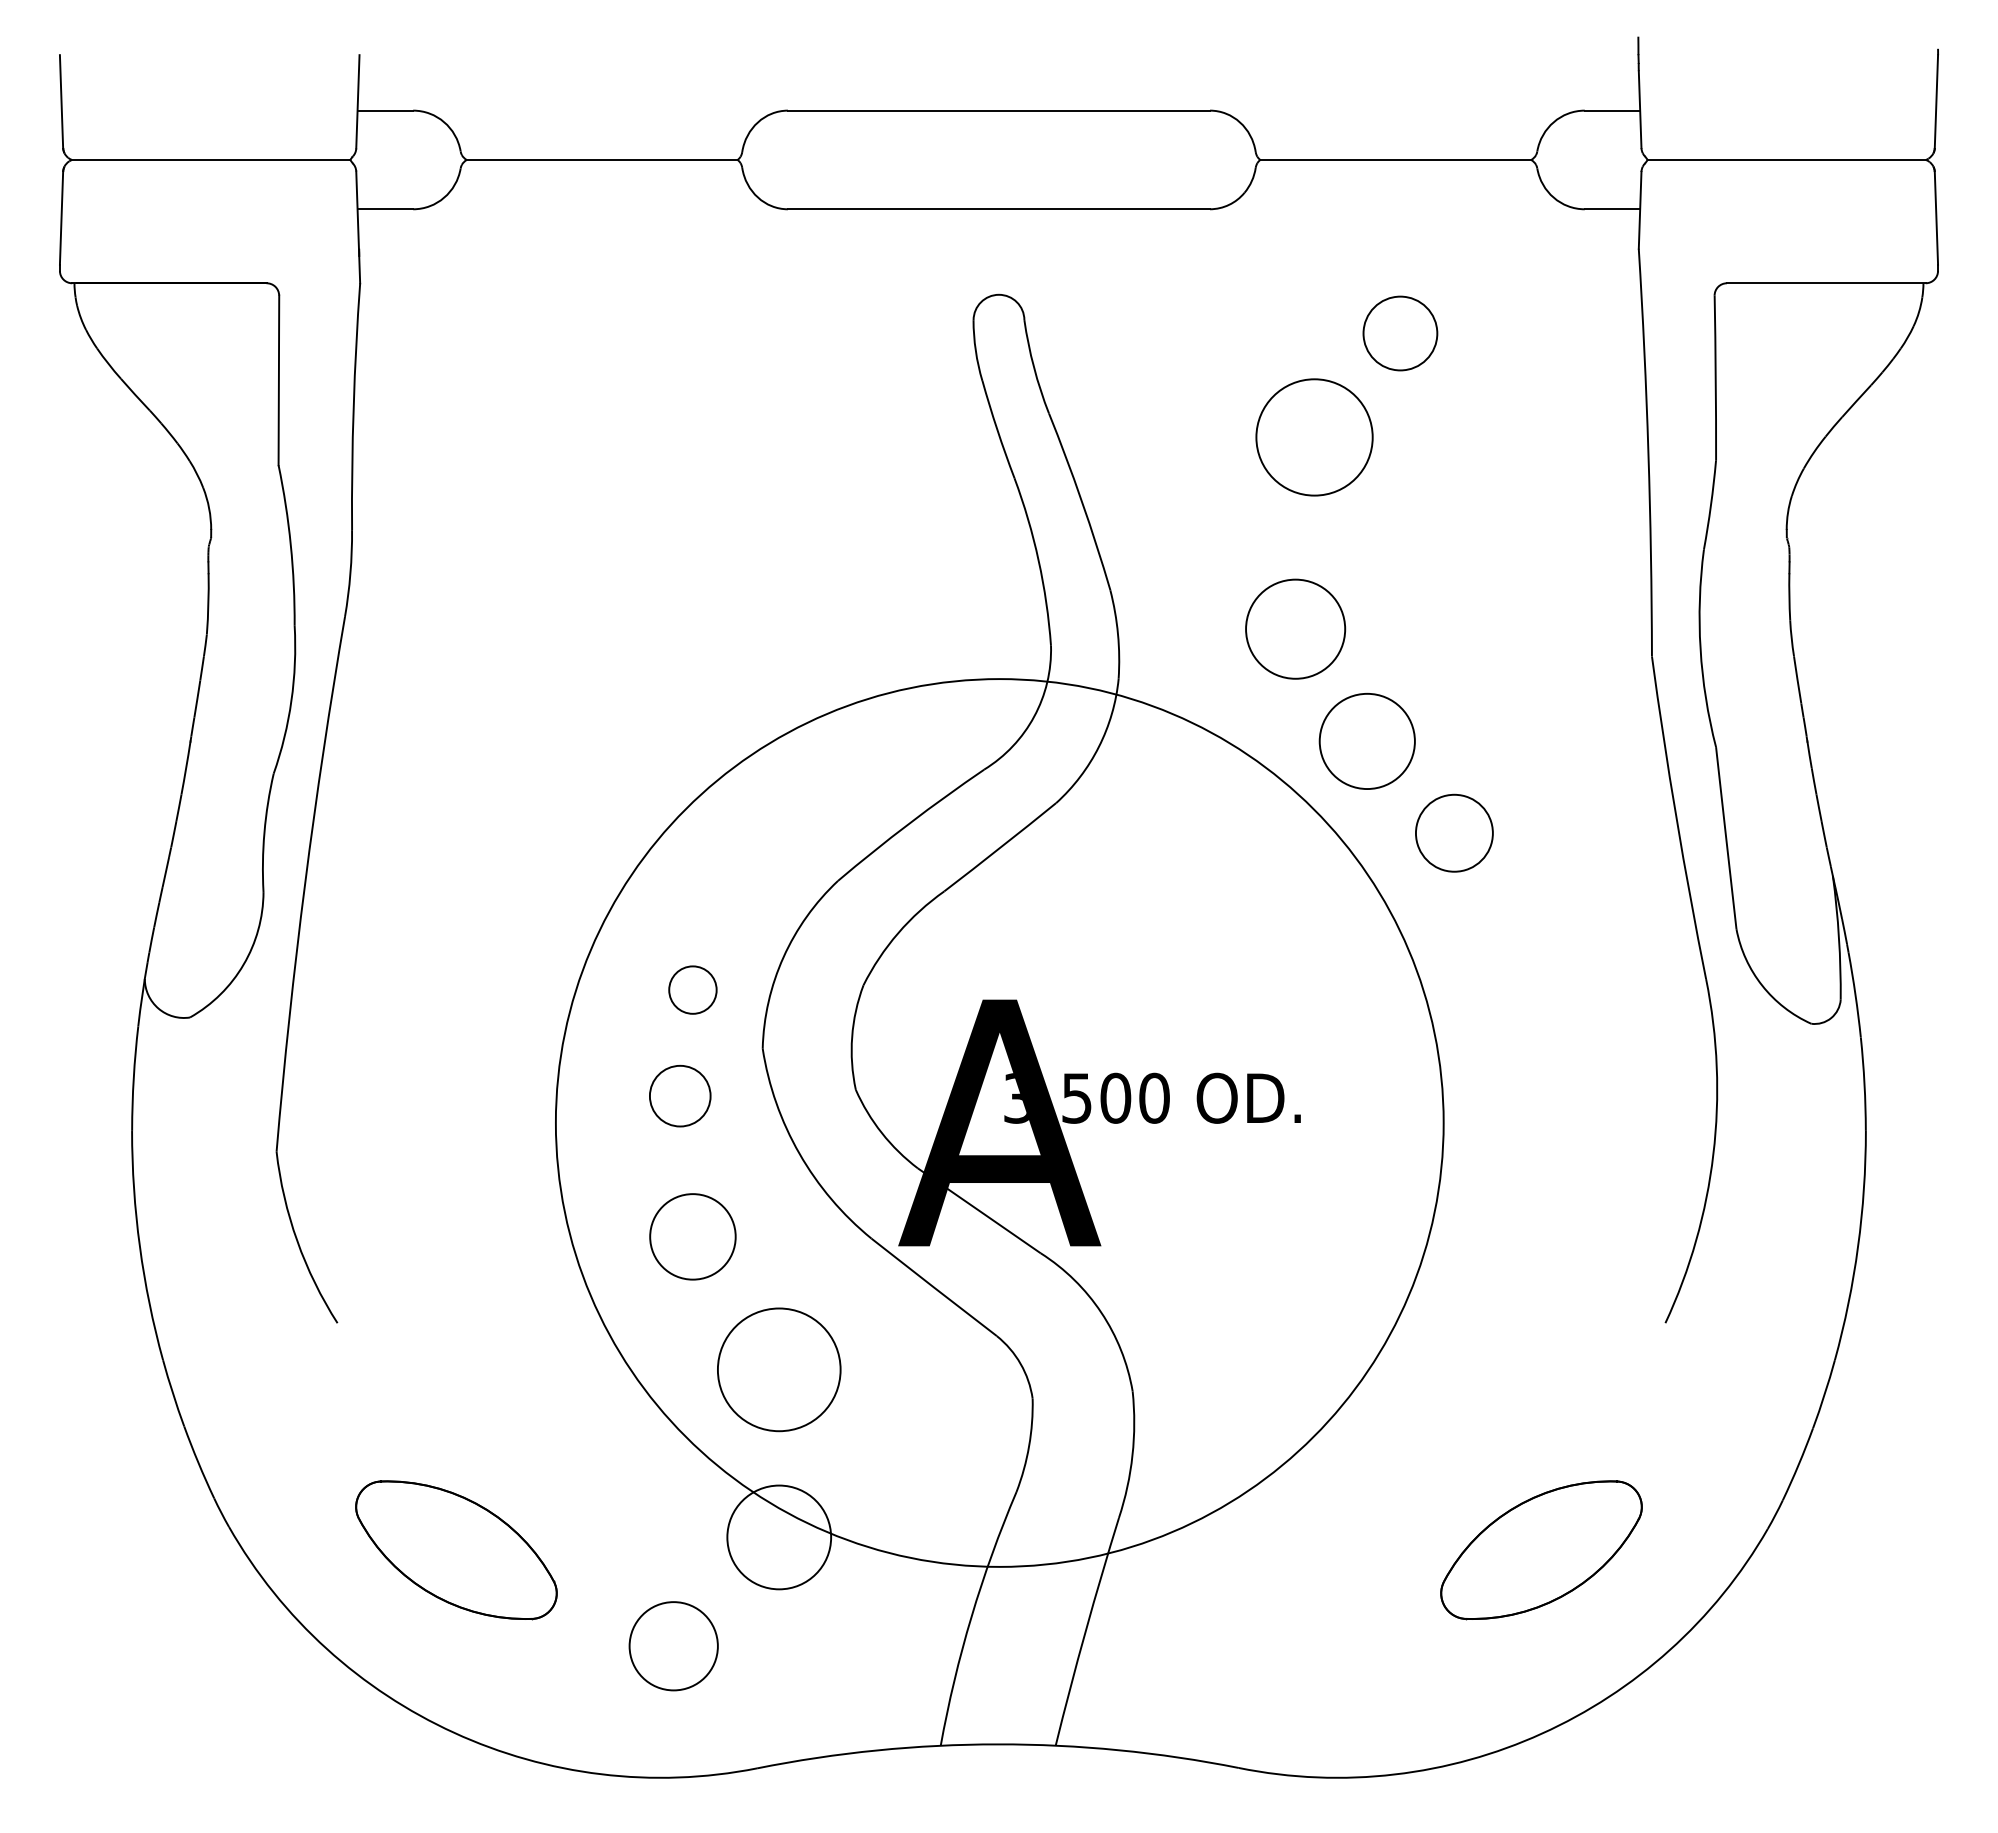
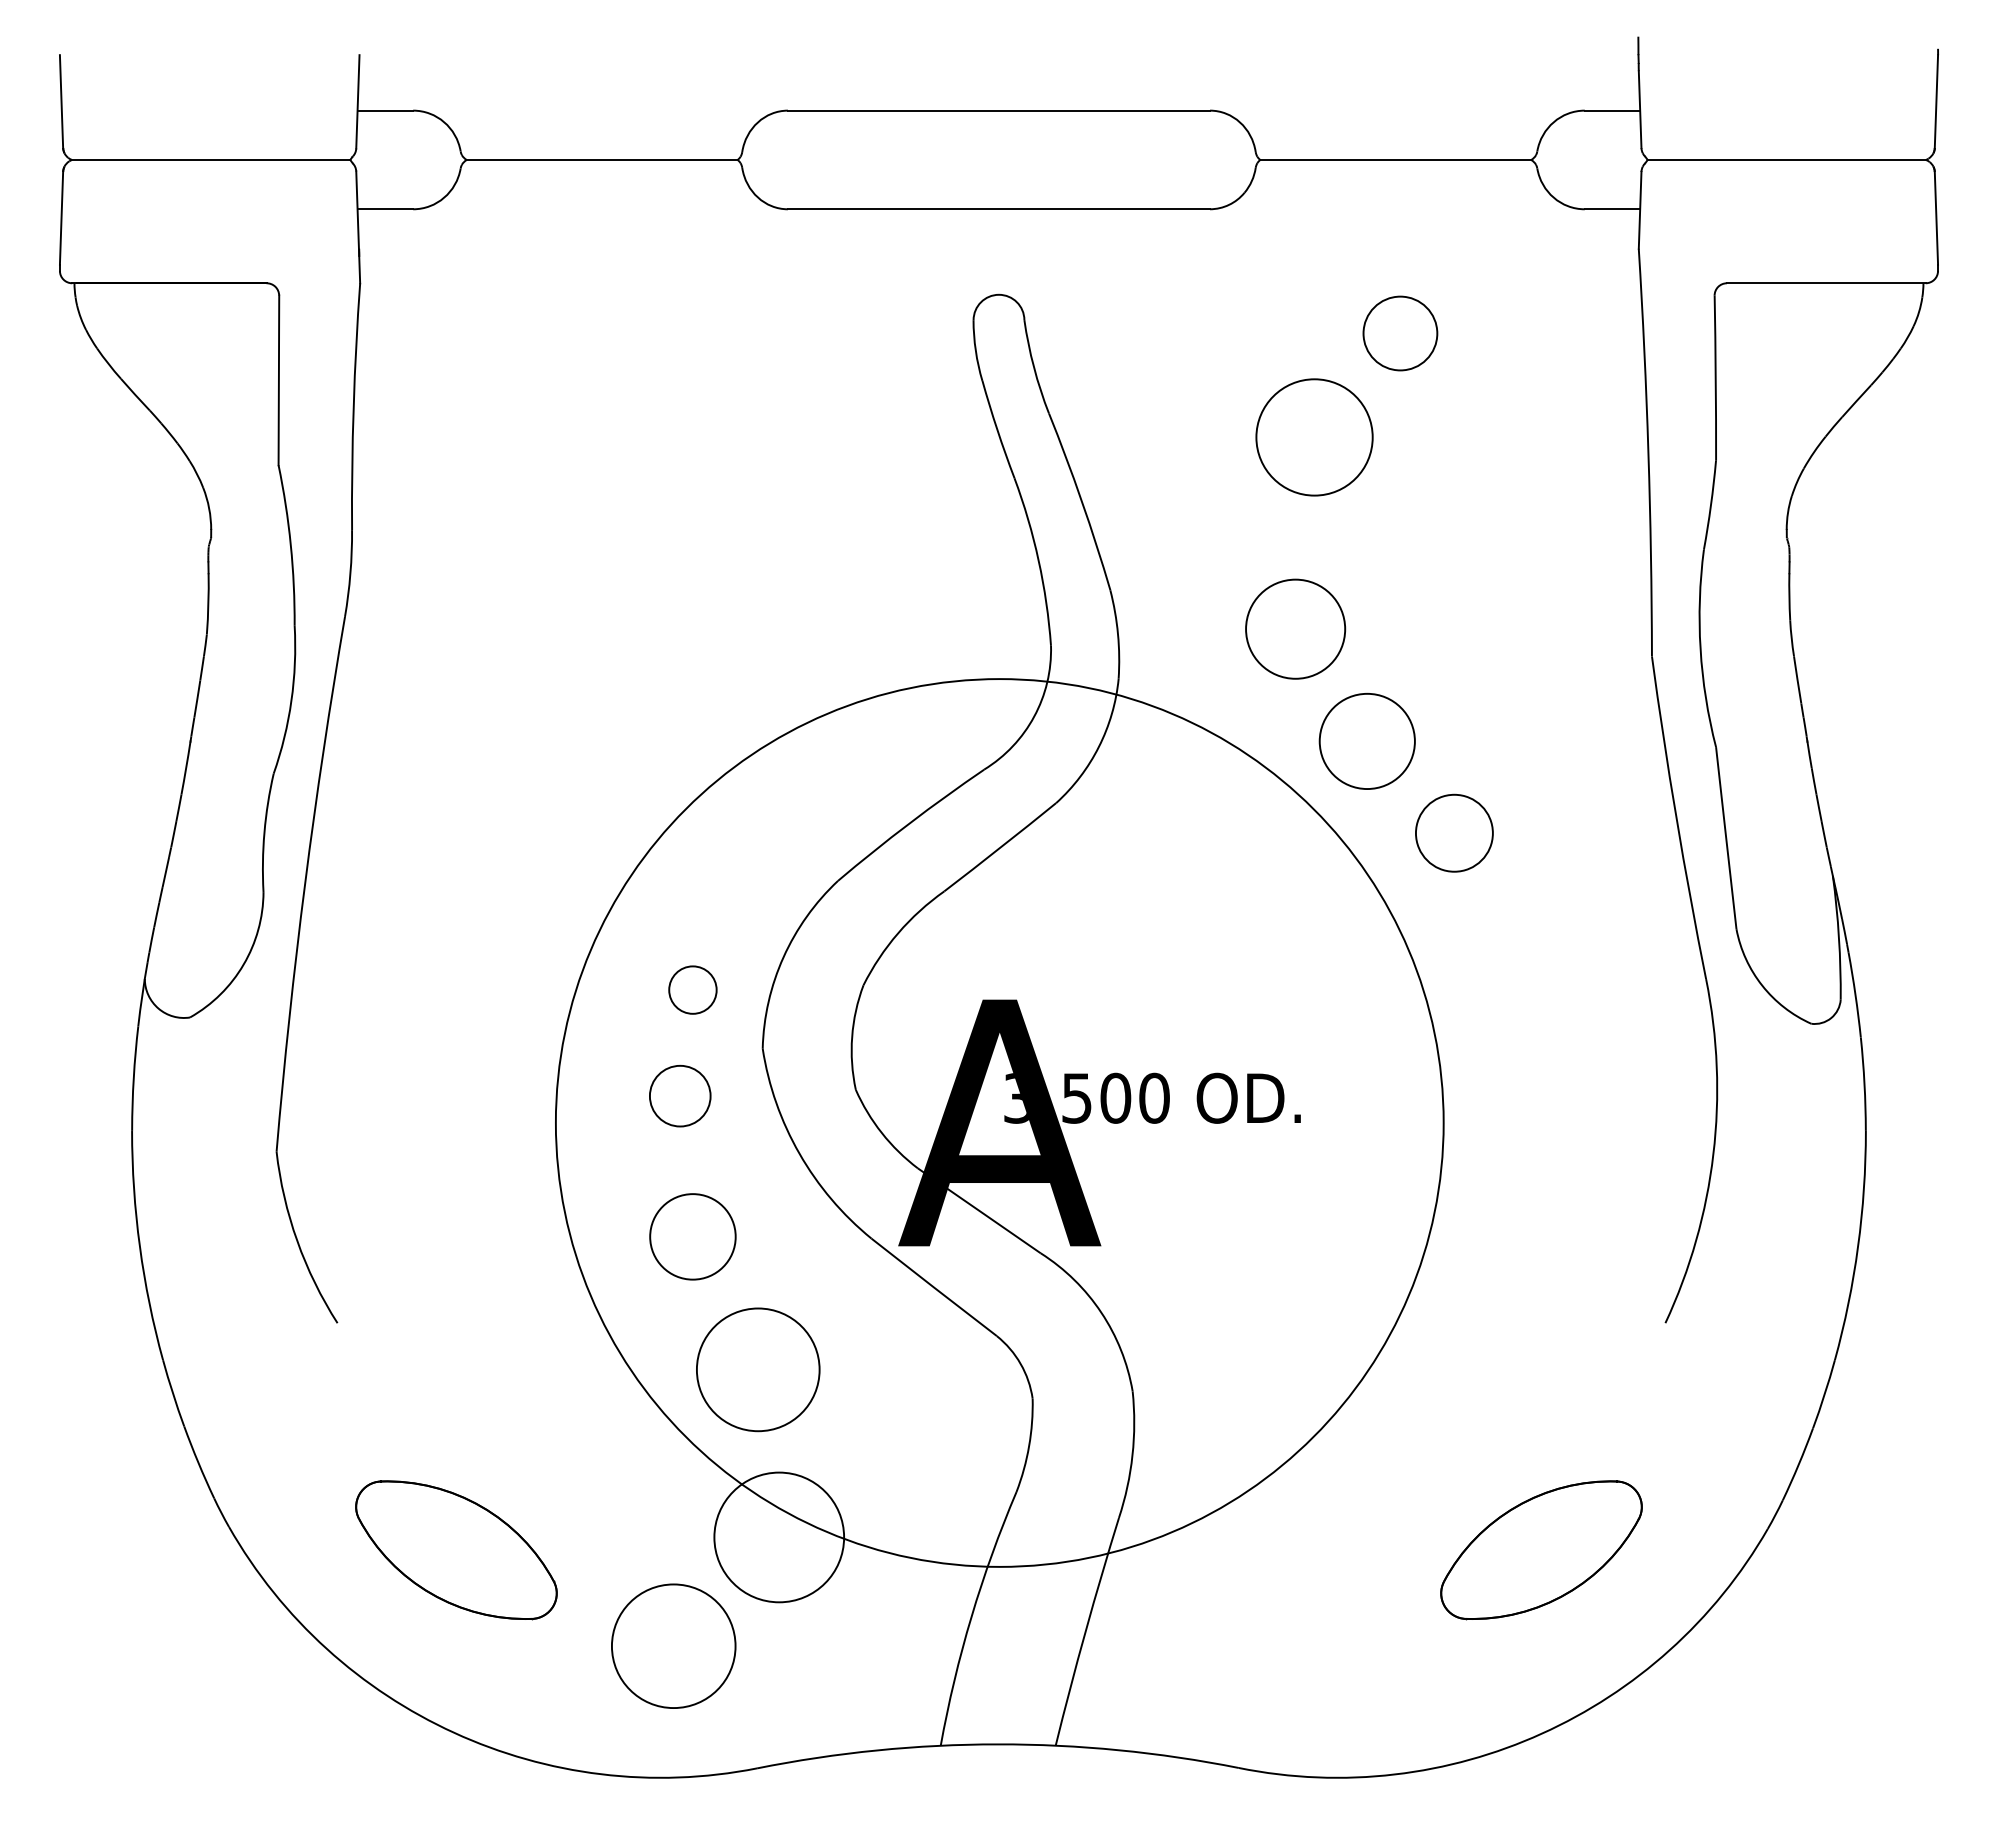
circle position: (779, 1369) -> (758, 1369) (758, 1369)
circle diameter: 104 px -> 130 px (779, 1537)
circle diameter: 88 px -> 124 px (673, 1646)
